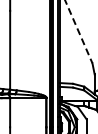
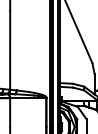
line: dashed -> solid (78, 32)
